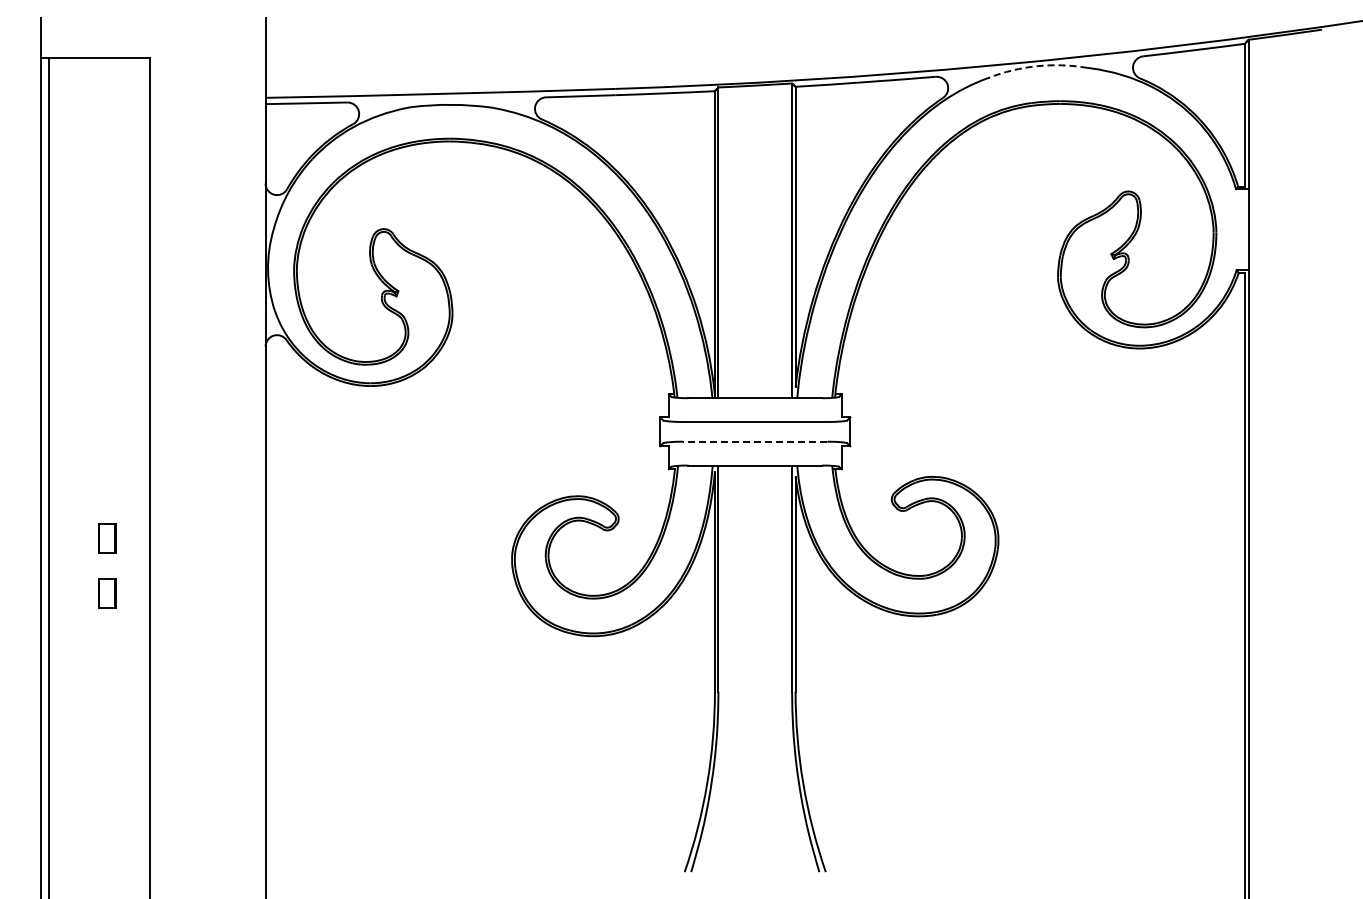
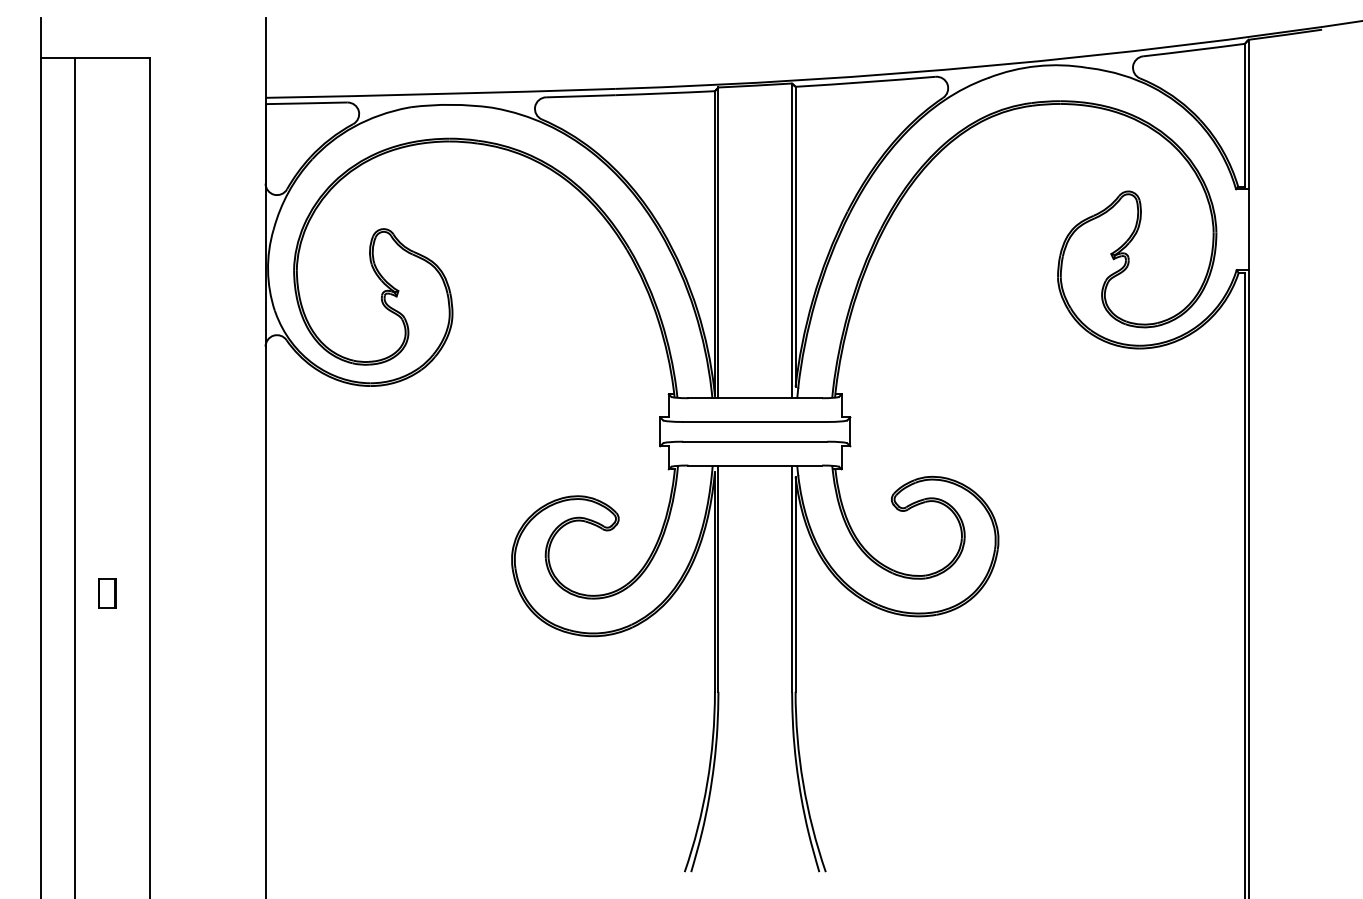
arc: dashed -> solid (1037, 66)
line: dashed -> solid (754, 441)
line position: (49, 476) -> (75, 476) (75, 476)
part: present -> none (107, 538)
